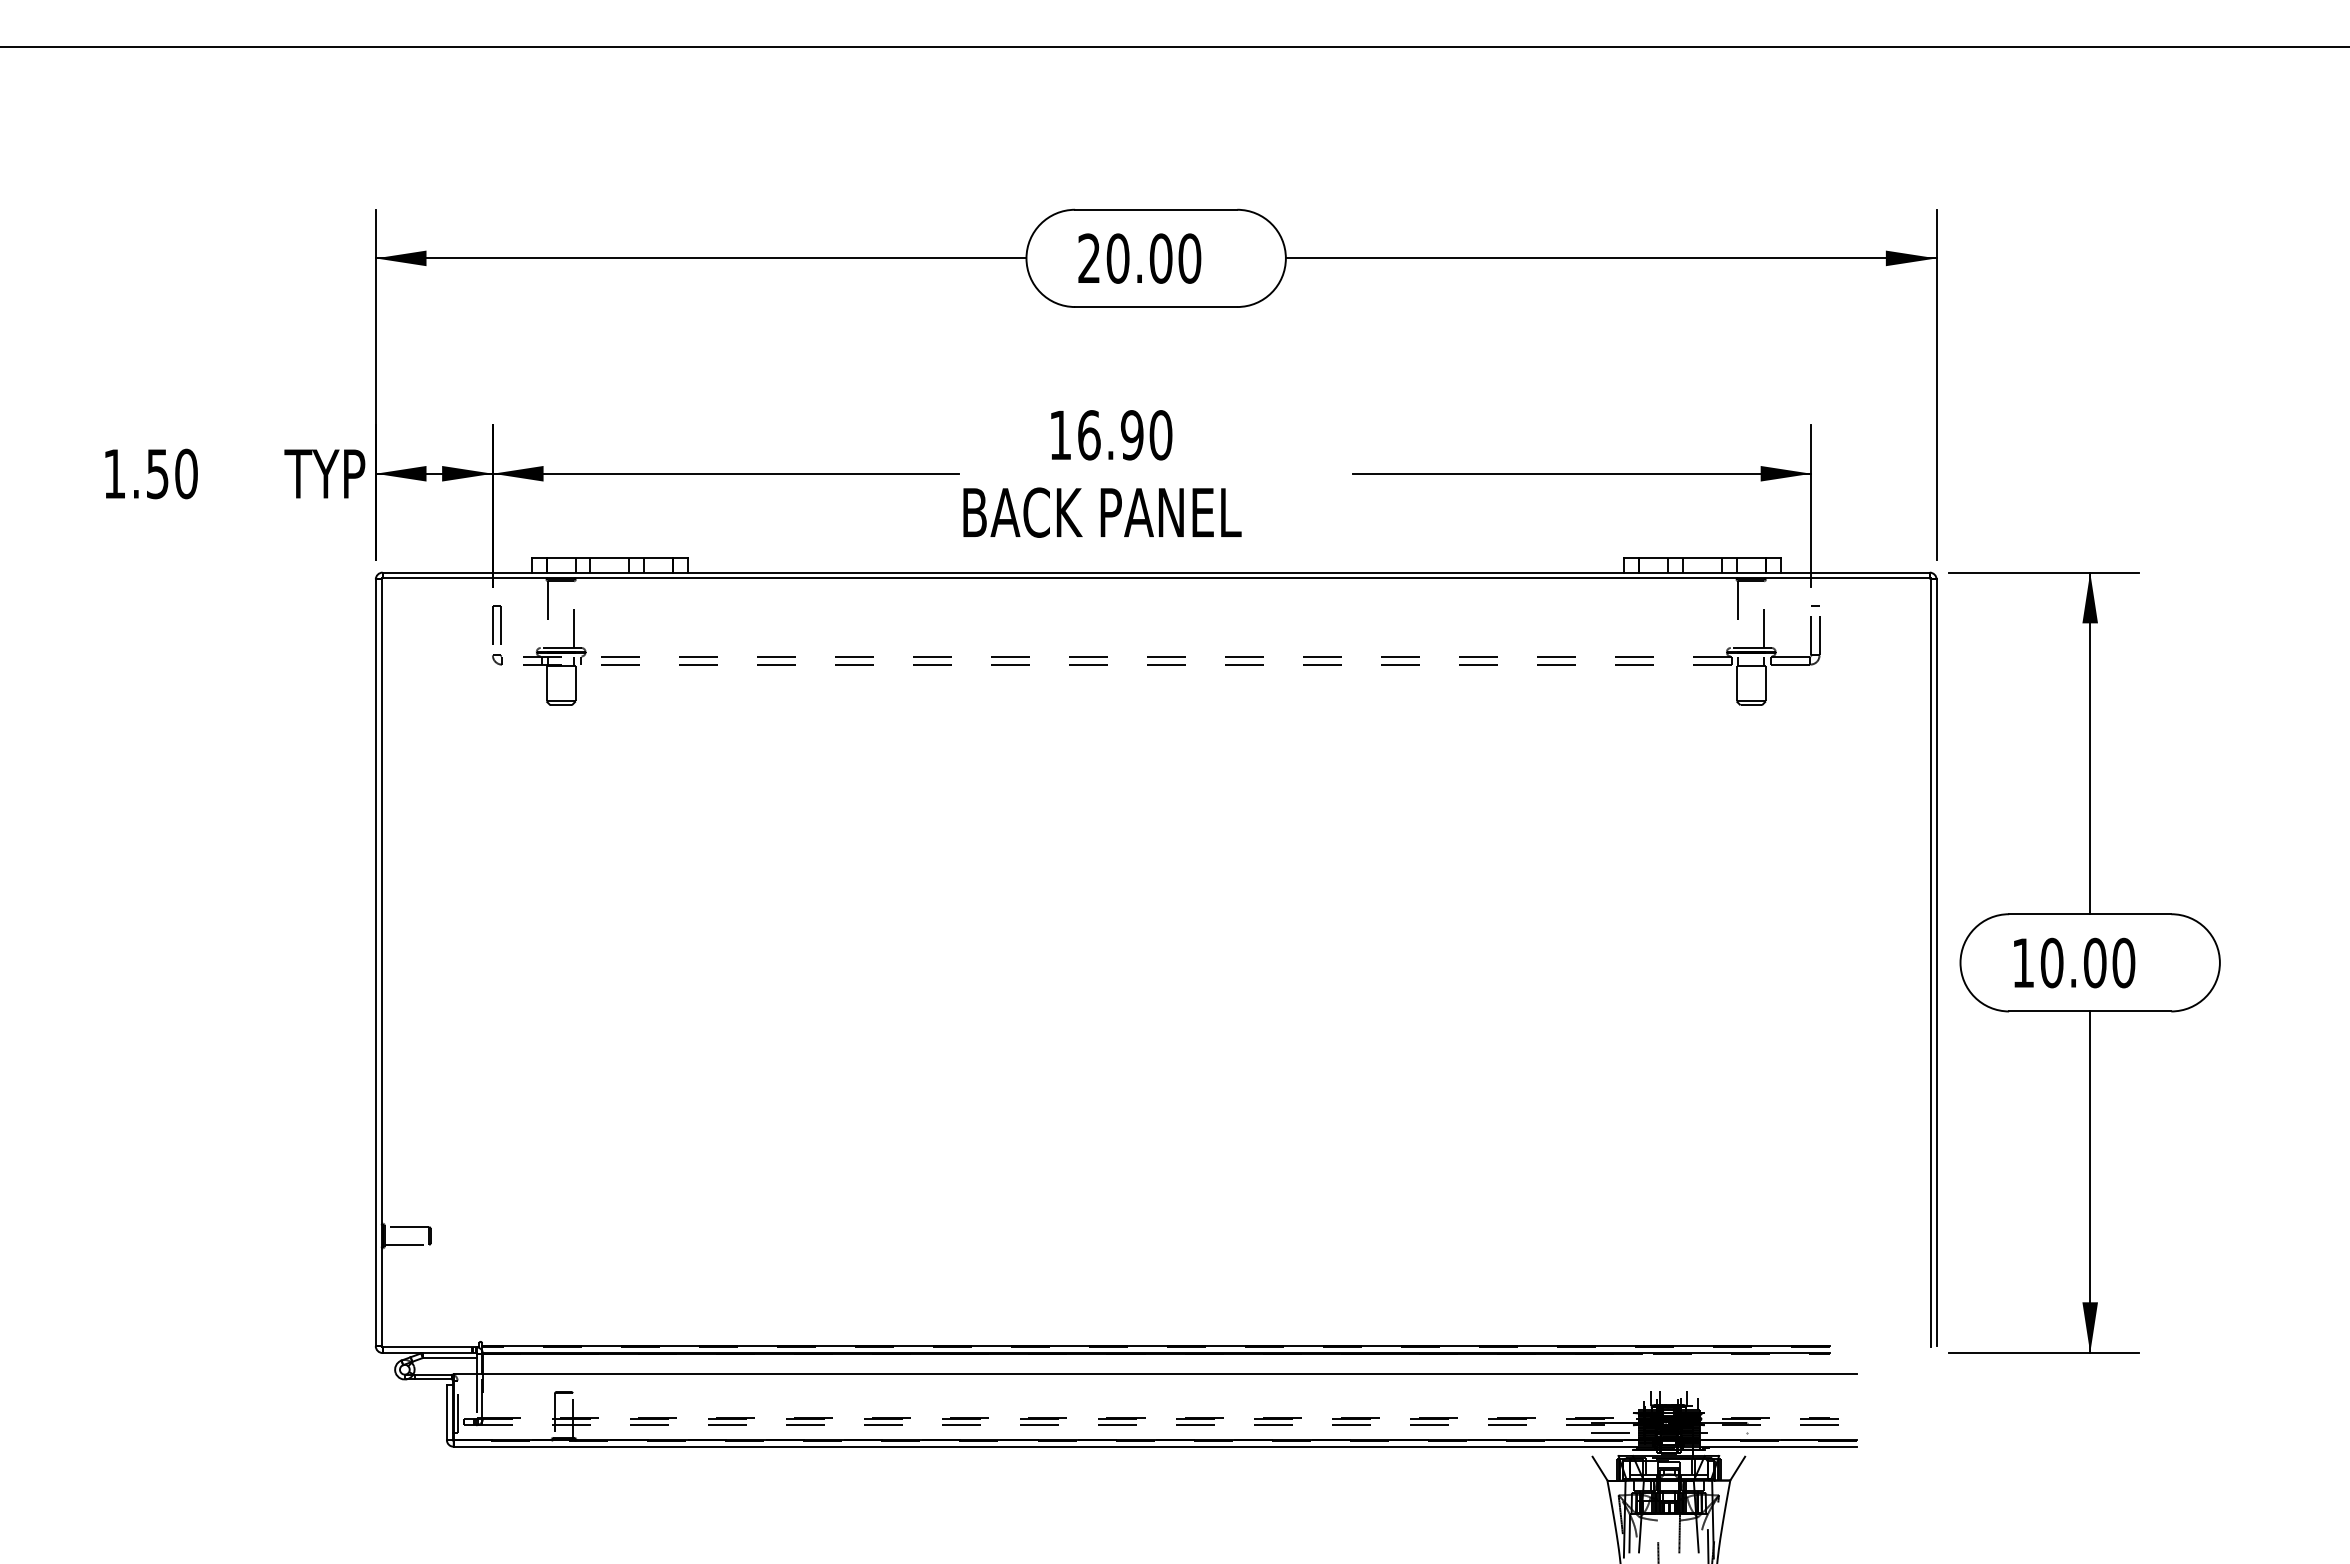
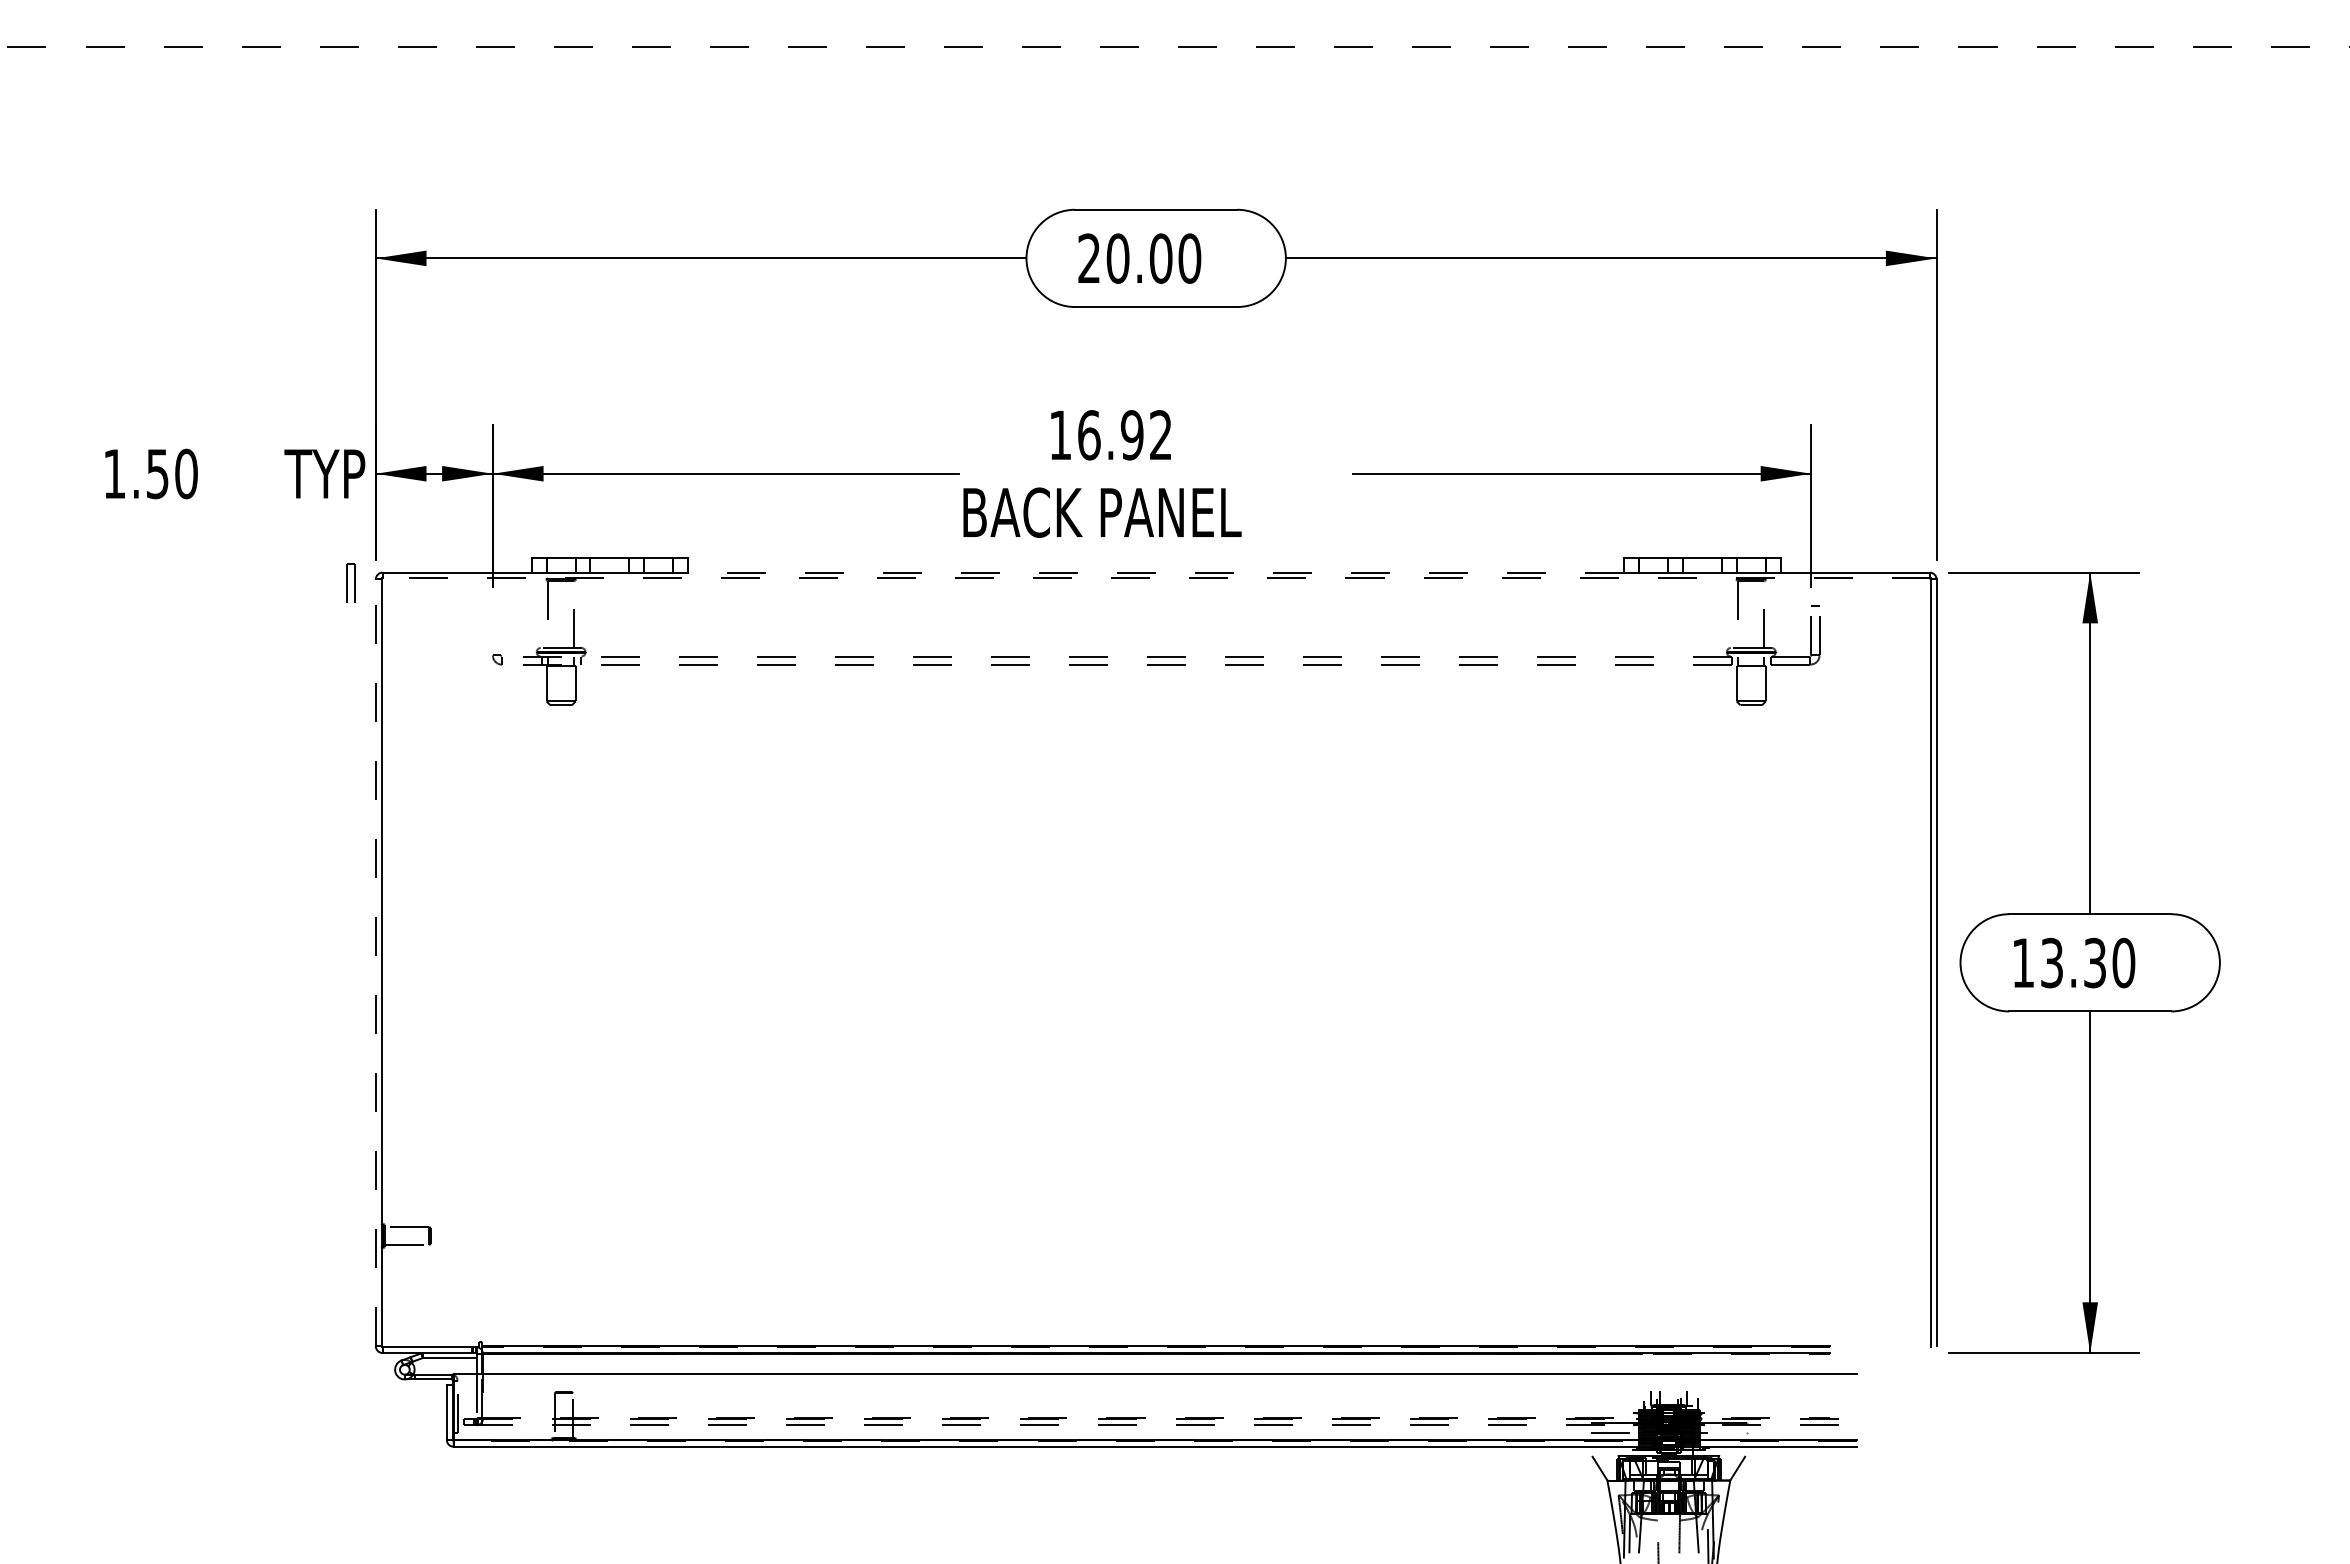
line: solid -> dashed (1176, 46)
text: 16.90 -> 16.92 (1160, 435)
line: solid -> dashed (1155, 572)
line: solid -> dashed (1156, 578)
part position: (496, 624) -> (350, 582) (350, 582)
line: solid -> dashed (375, 962)
text: 10.00 -> 13.30 (2073, 962)
